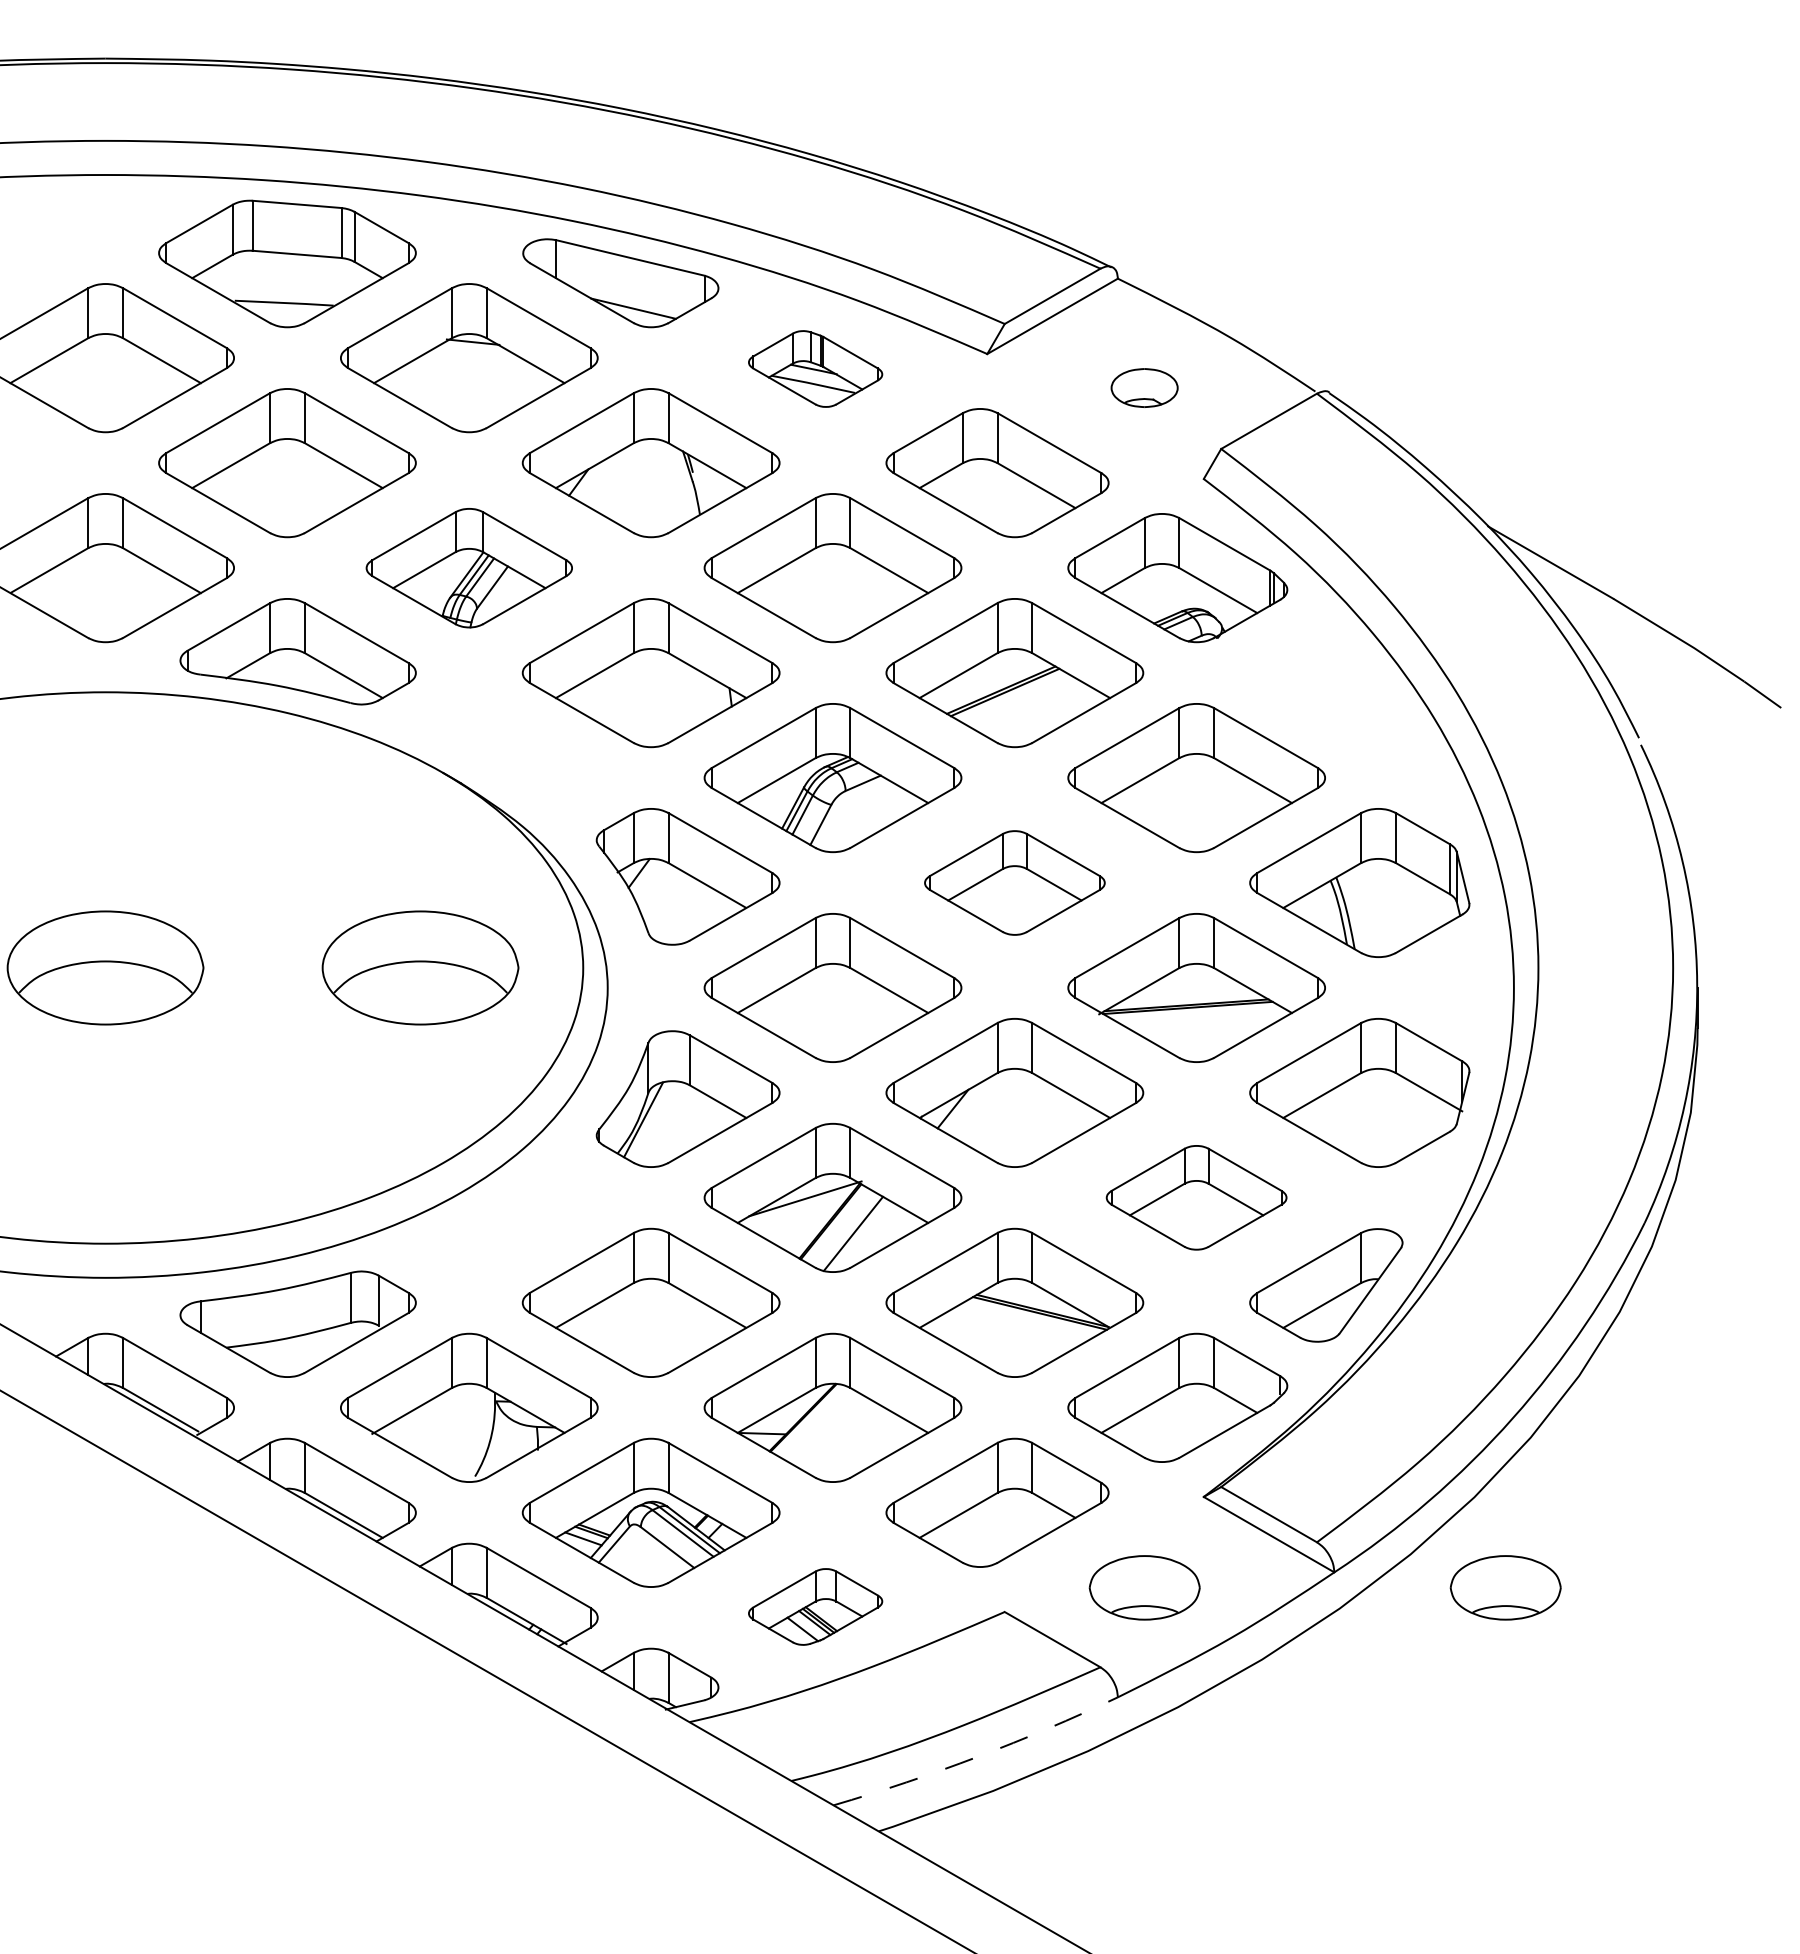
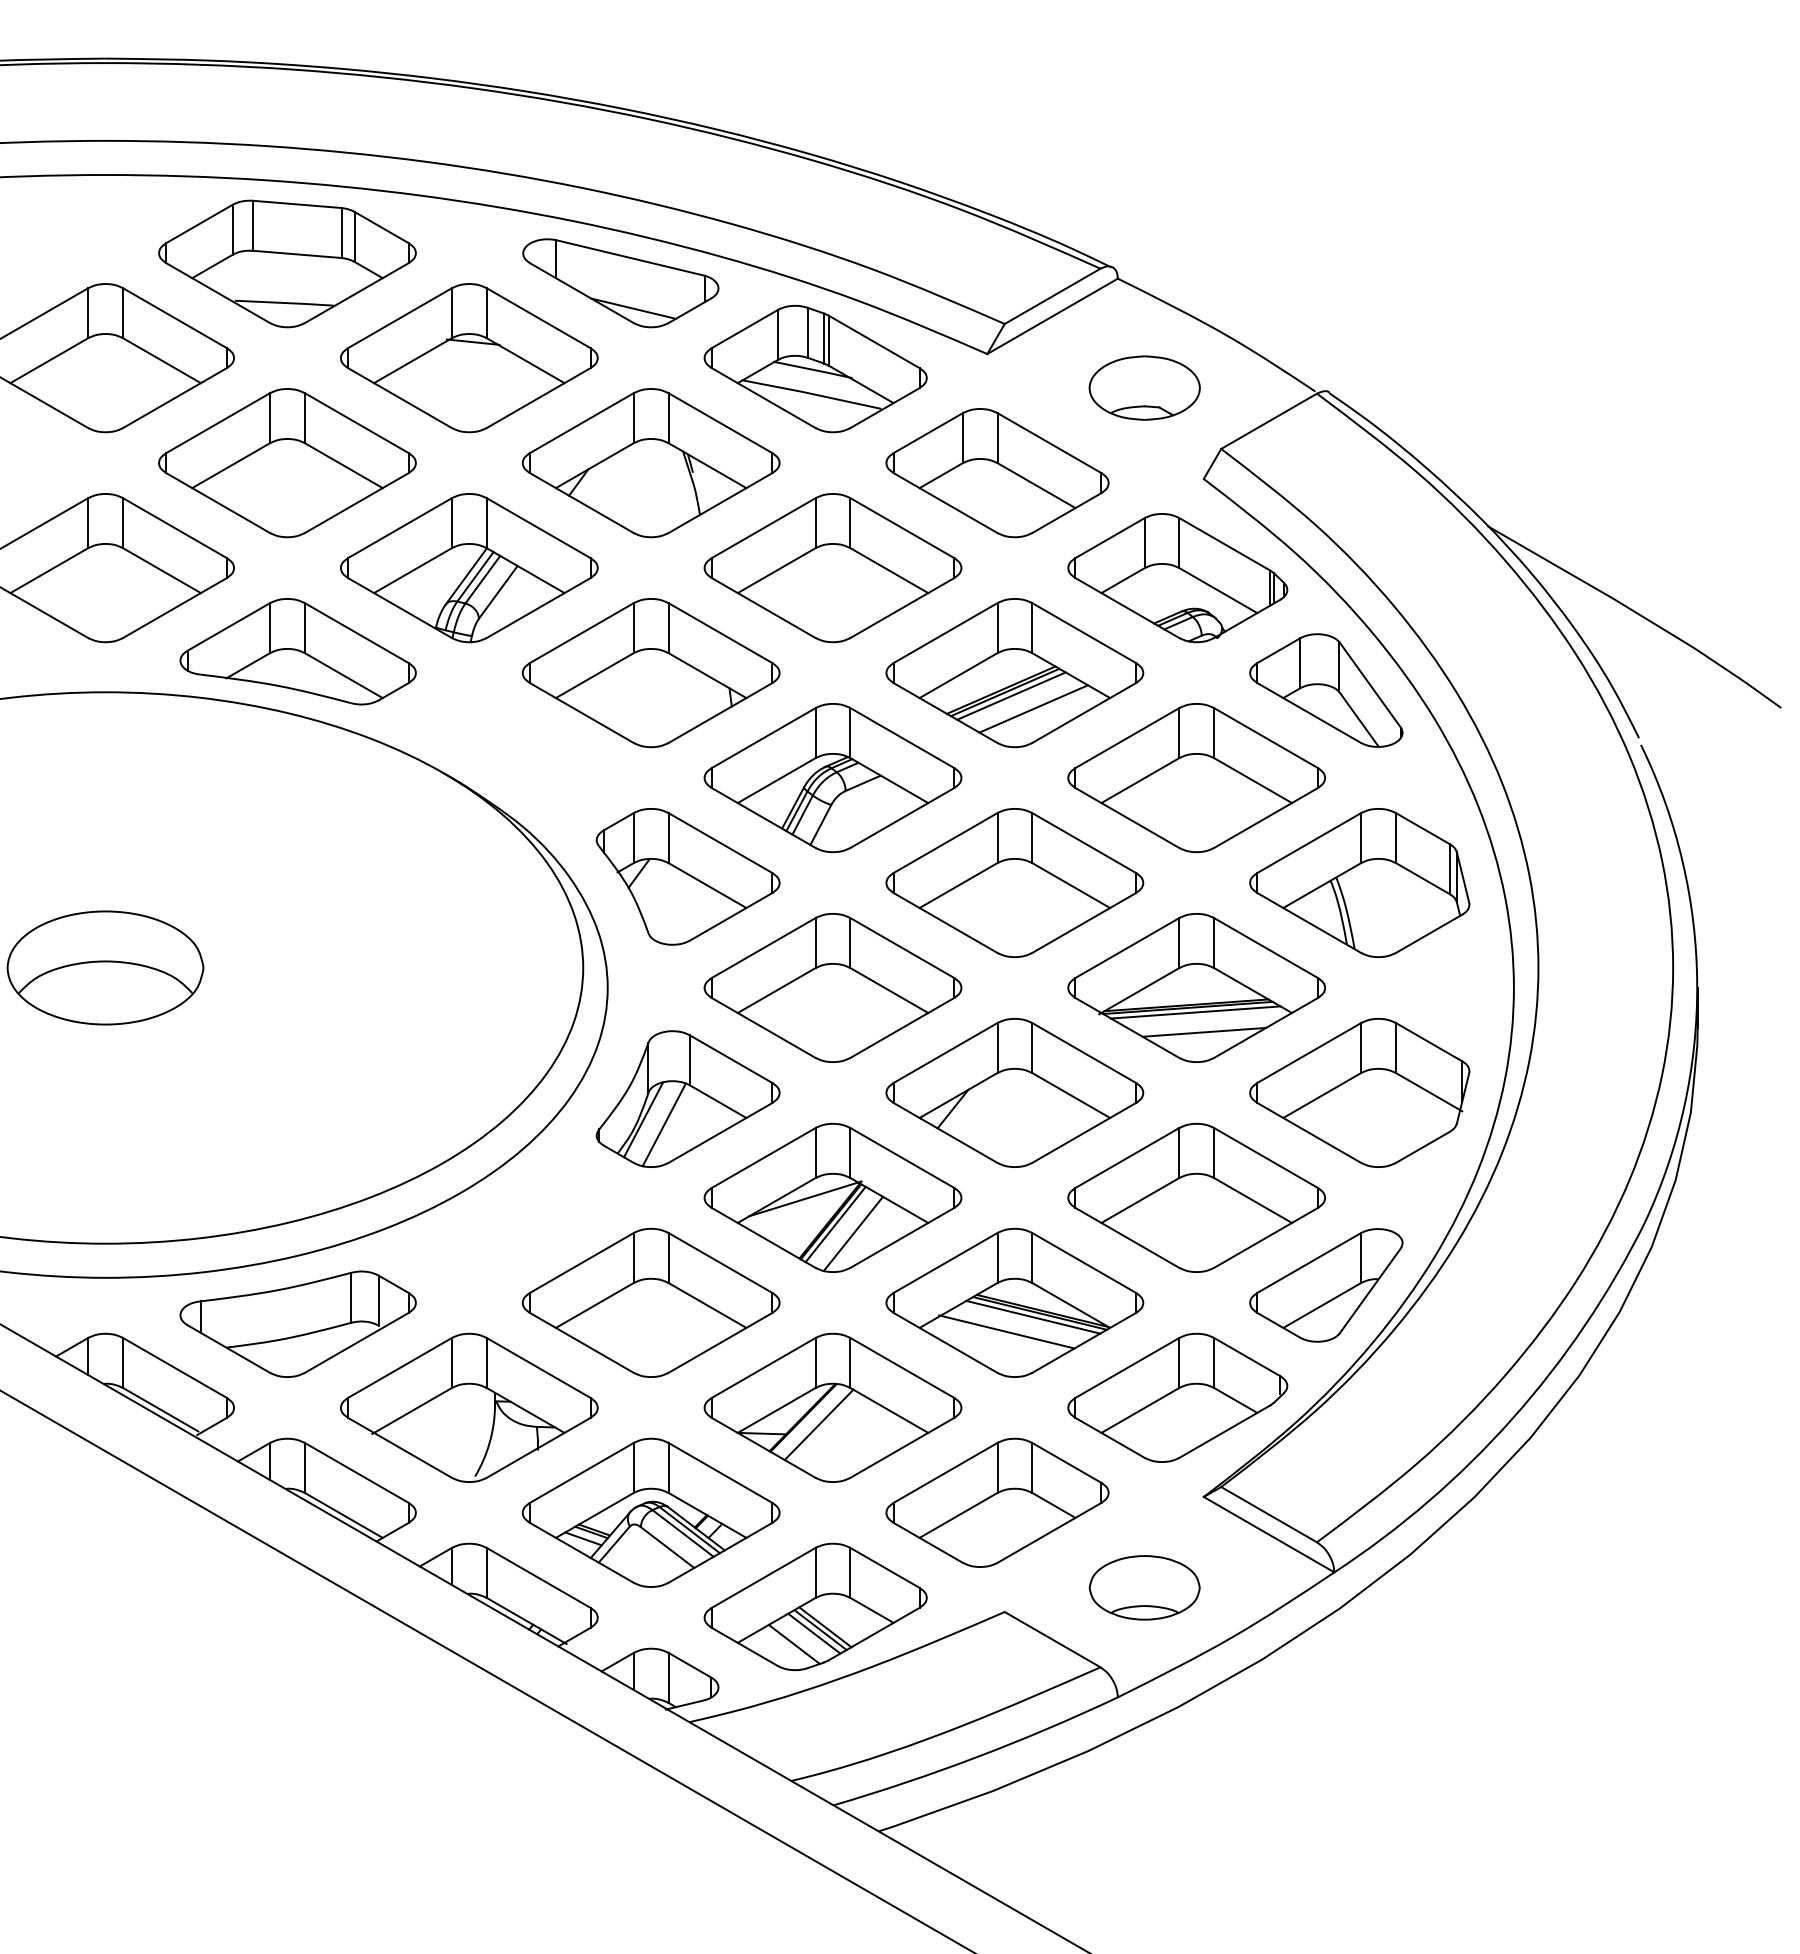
part size: 136x78 px -> 225x130 px (815, 368)
part size: 69x40 px -> 113x66 px (1144, 387)
part size: 208x121 px -> 259x151 px (469, 568)
part: none -> present (1326, 690)
line: none -> present (1011, 695)
line: none -> present (1033, 708)
part size: 182x106 px -> 260x150 px (1014, 882)
part: present -> none (420, 967)
line: none -> present (1195, 1012)
line: none -> present (1204, 1031)
line: none -> present (663, 1124)
part size: 183x106 px -> 259x151 px (1196, 1197)
line: none -> present (835, 1224)
line: none -> present (1033, 1316)
line: none -> present (1006, 1331)
line: none -> present (818, 1424)
part: present -> none (1505, 1587)
part size: 136x78 px -> 225x130 px (815, 1606)
arc: dashed -> solid (977, 1756)
